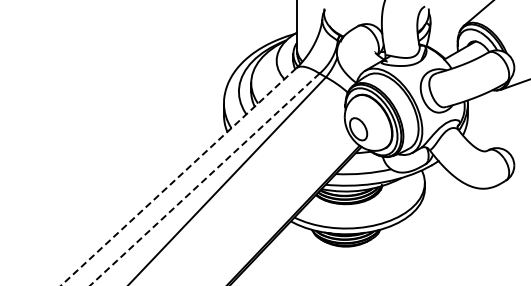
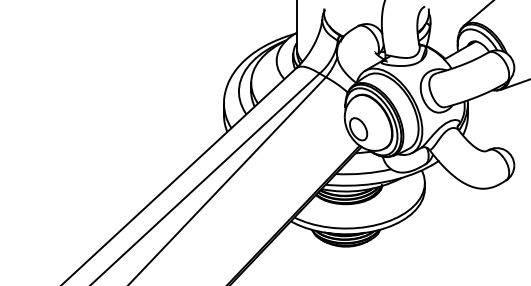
line: dashed -> solid (178, 177)
line: dashed -> solid (204, 179)
